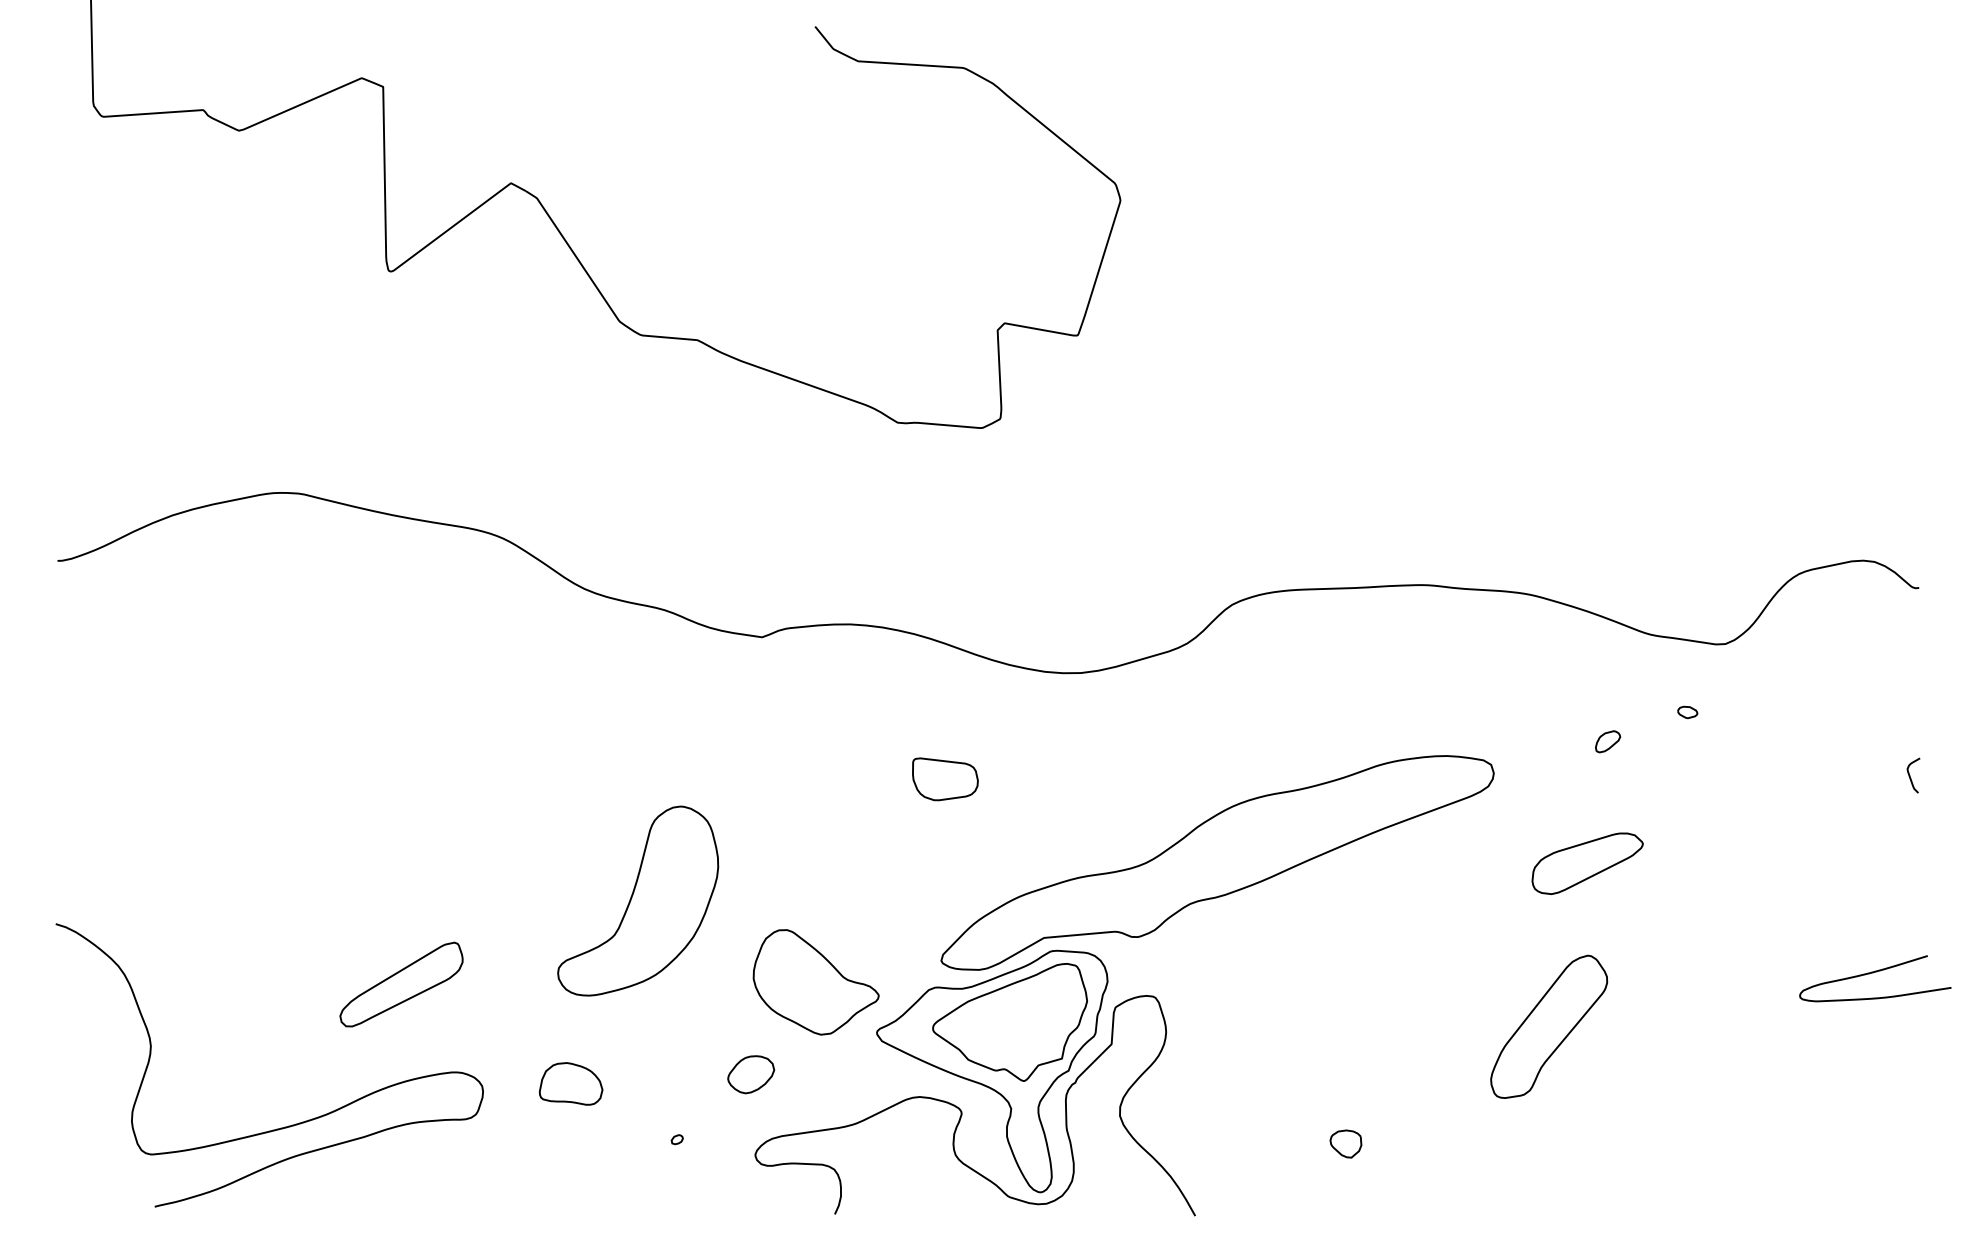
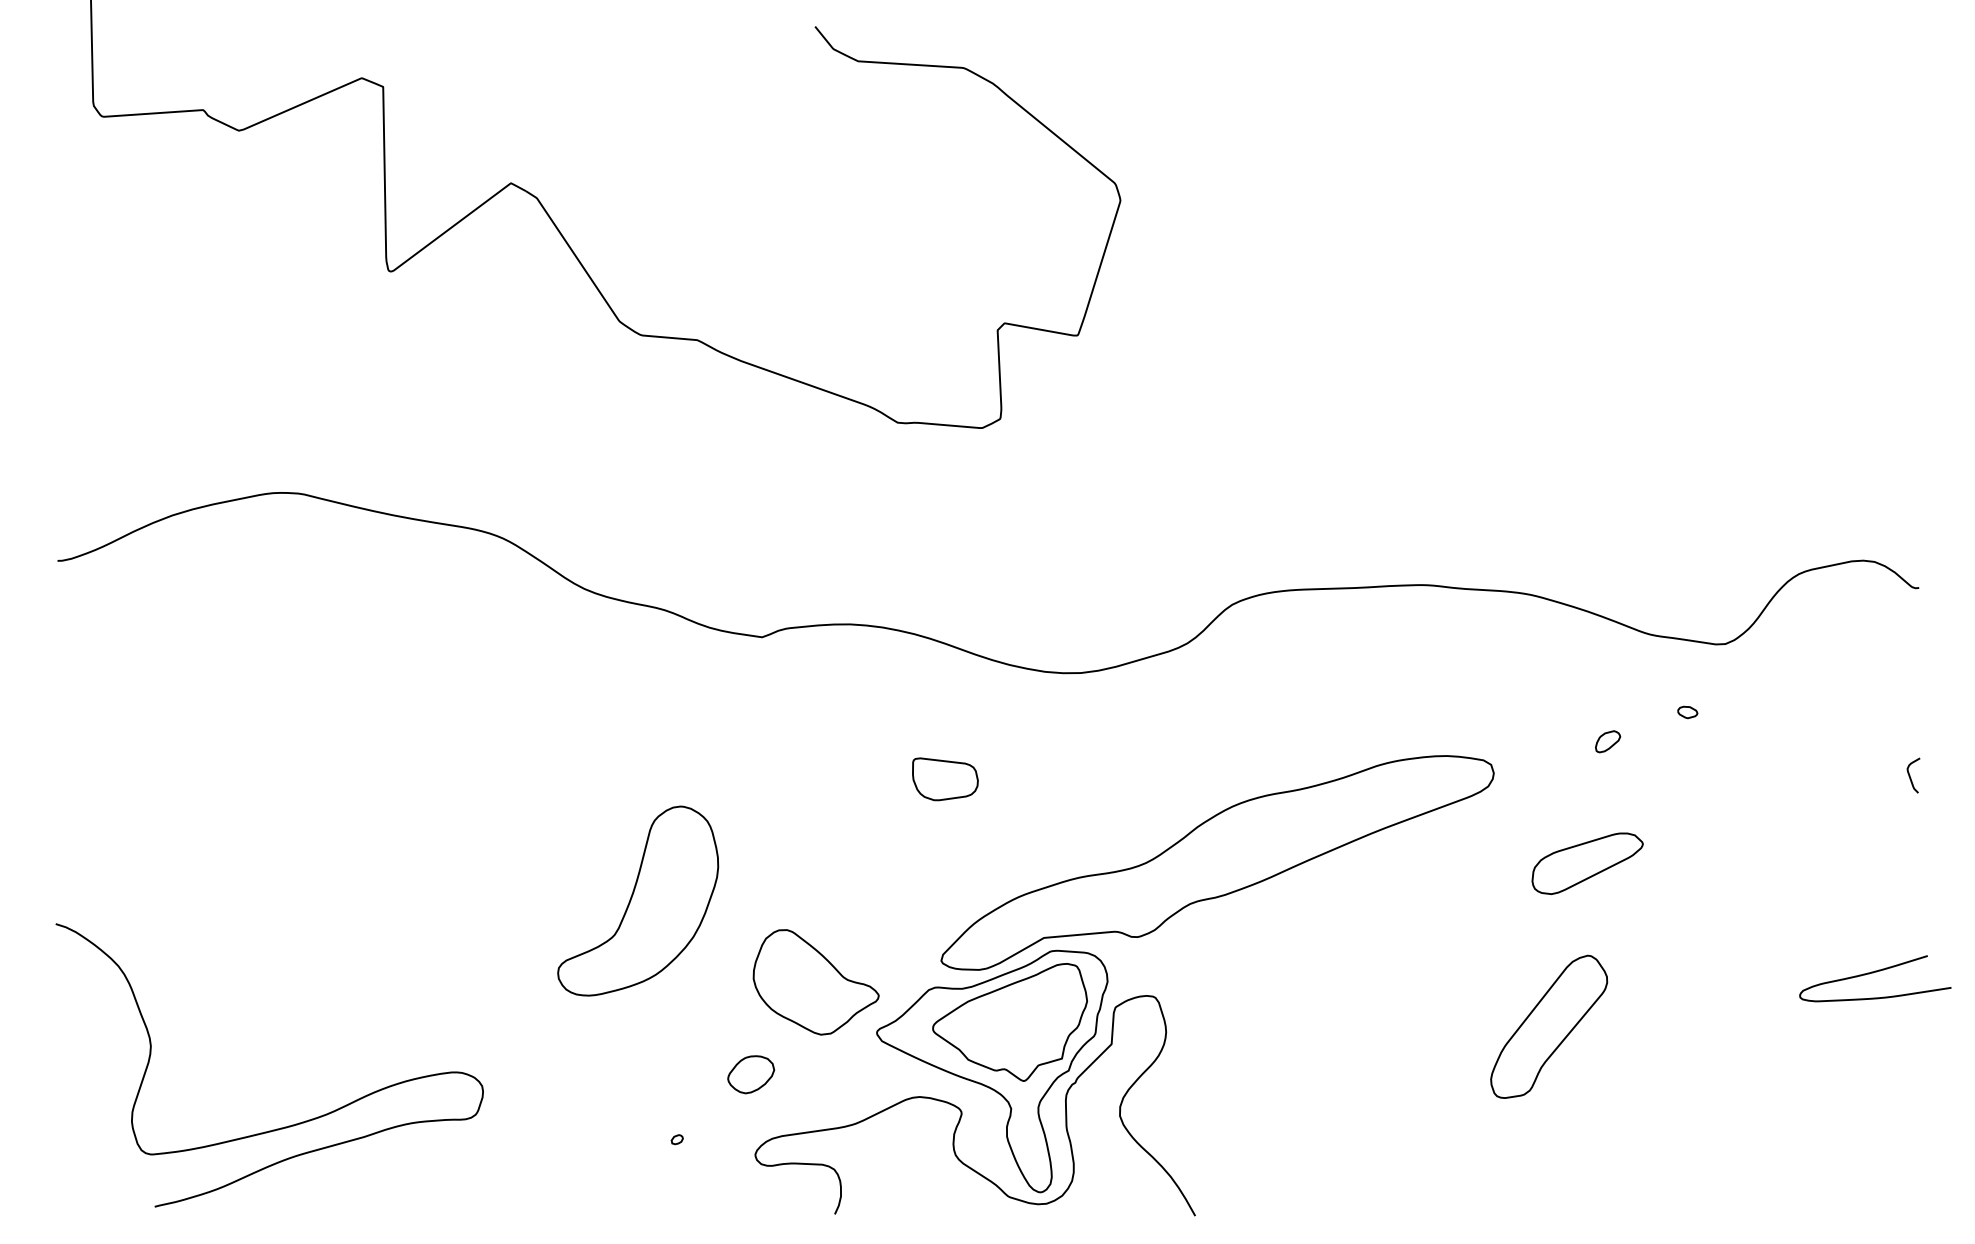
part: present -> none (401, 984)
part: present -> none (570, 1083)
part: present -> none (1345, 1143)
